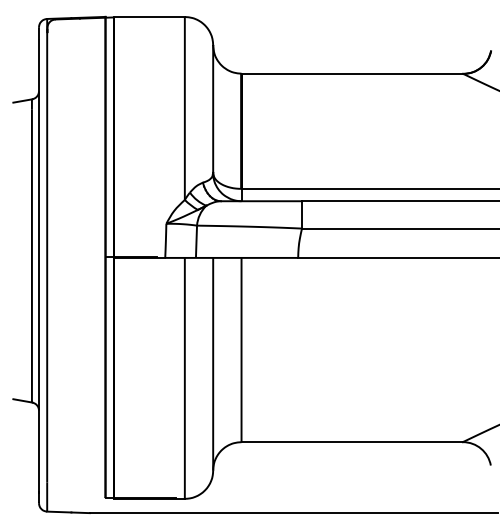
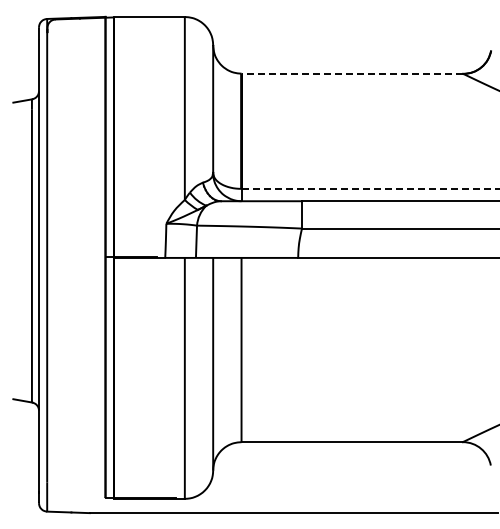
line: solid -> dashed (352, 73)
line: solid -> dashed (370, 188)
